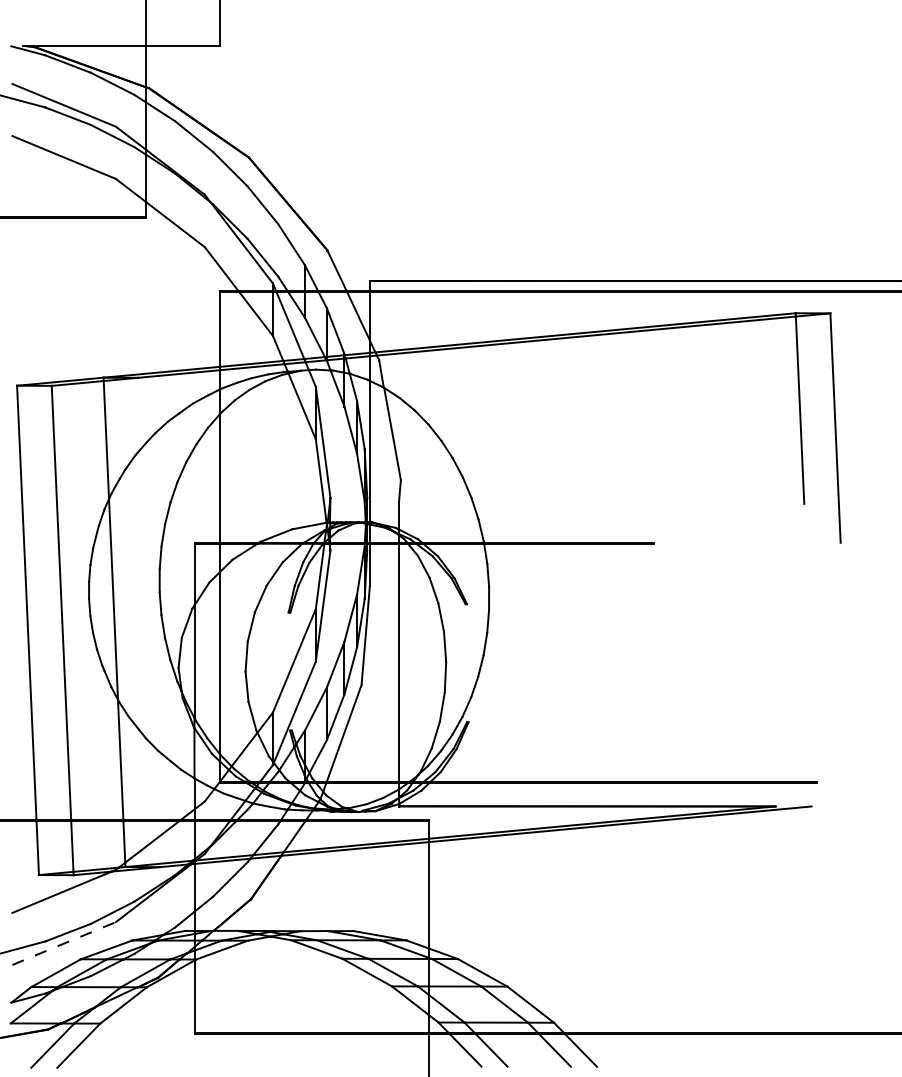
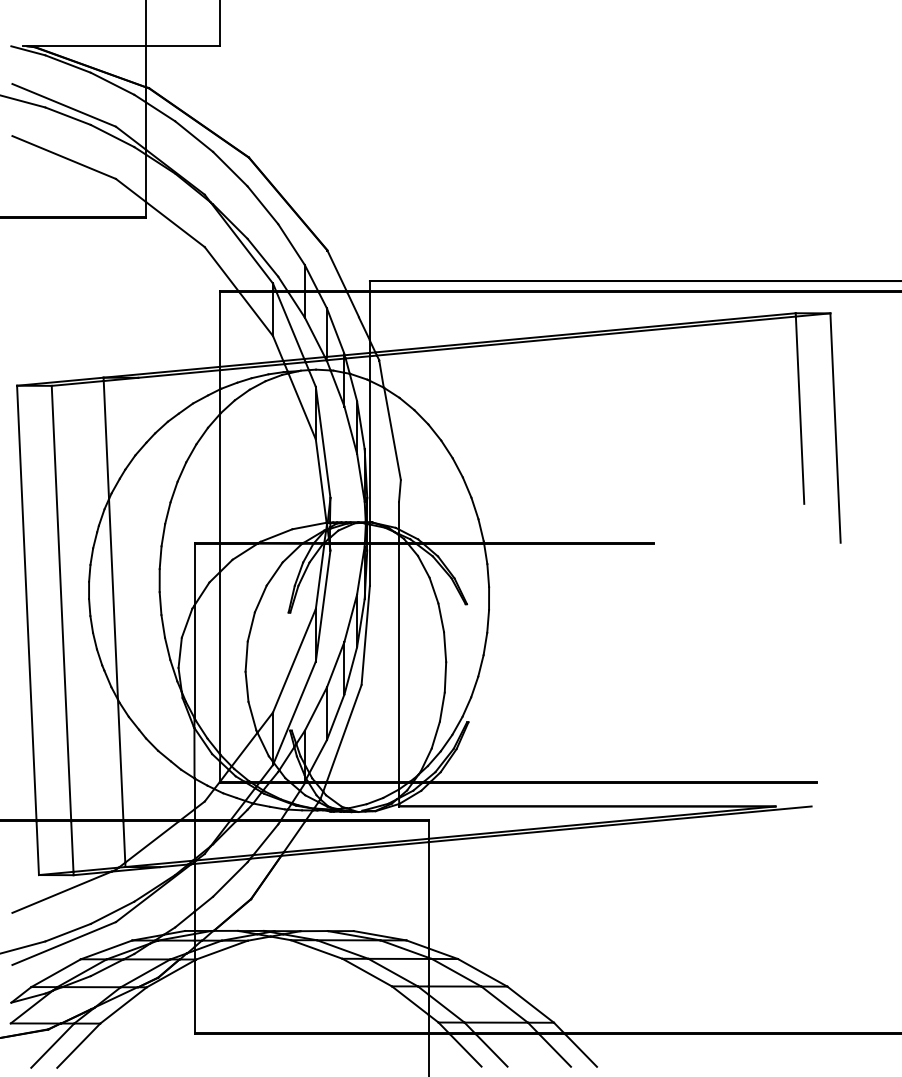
line: dashed -> solid (64, 943)
